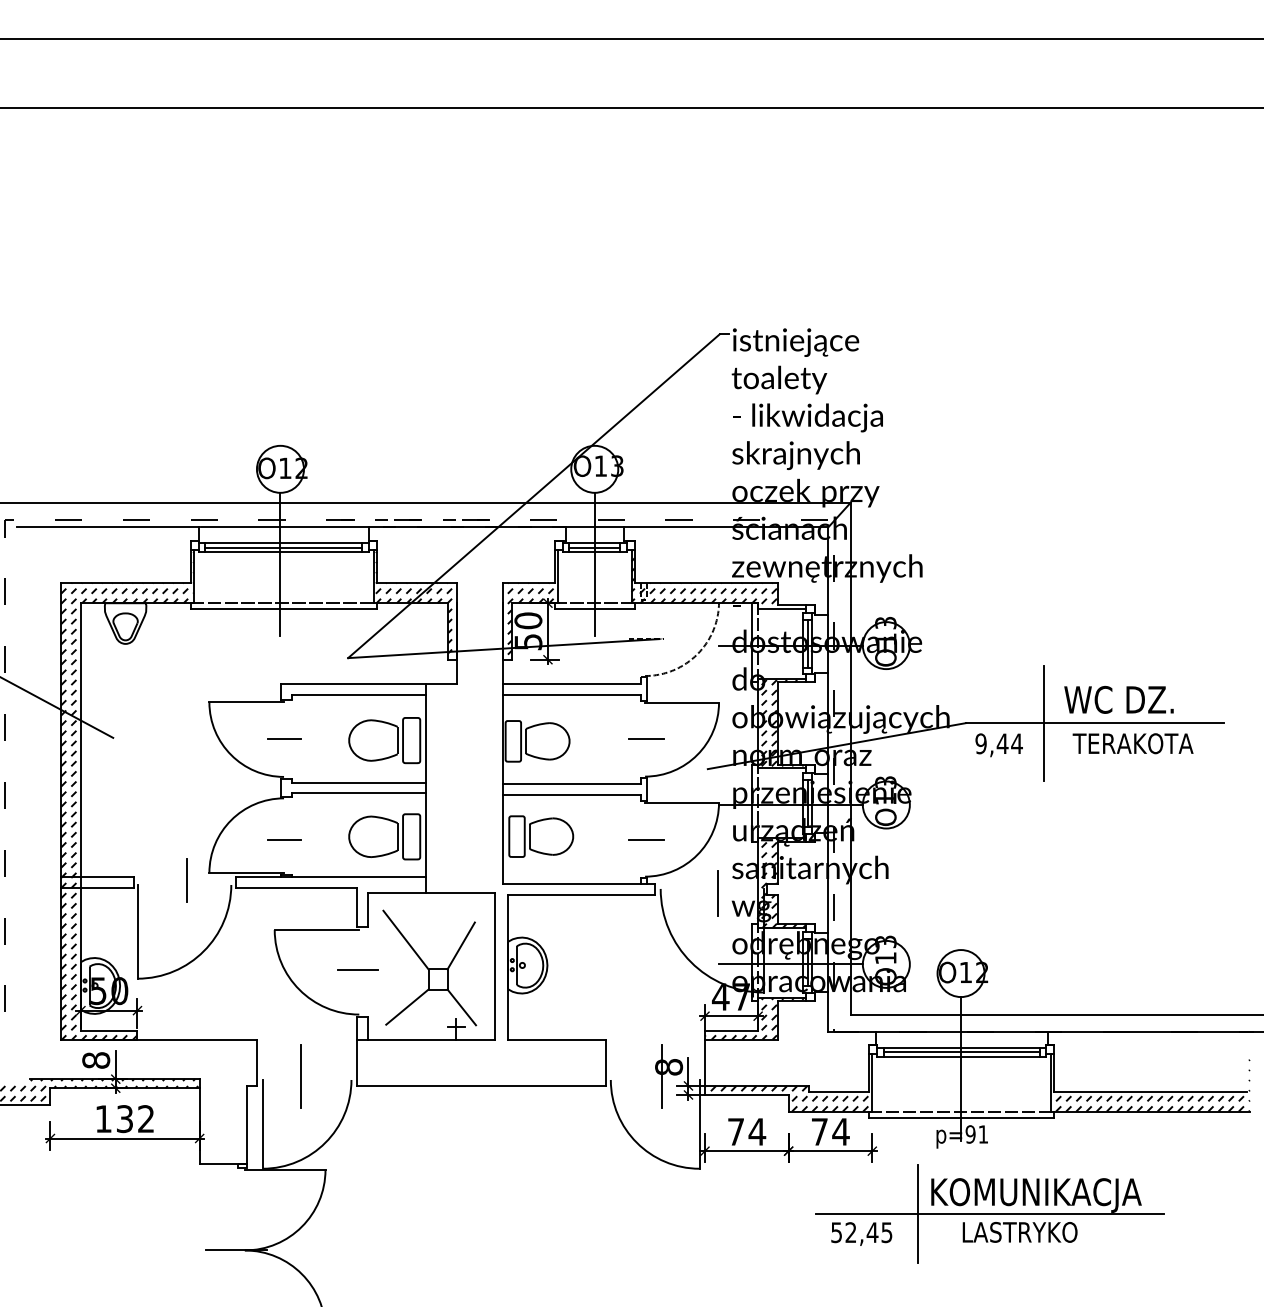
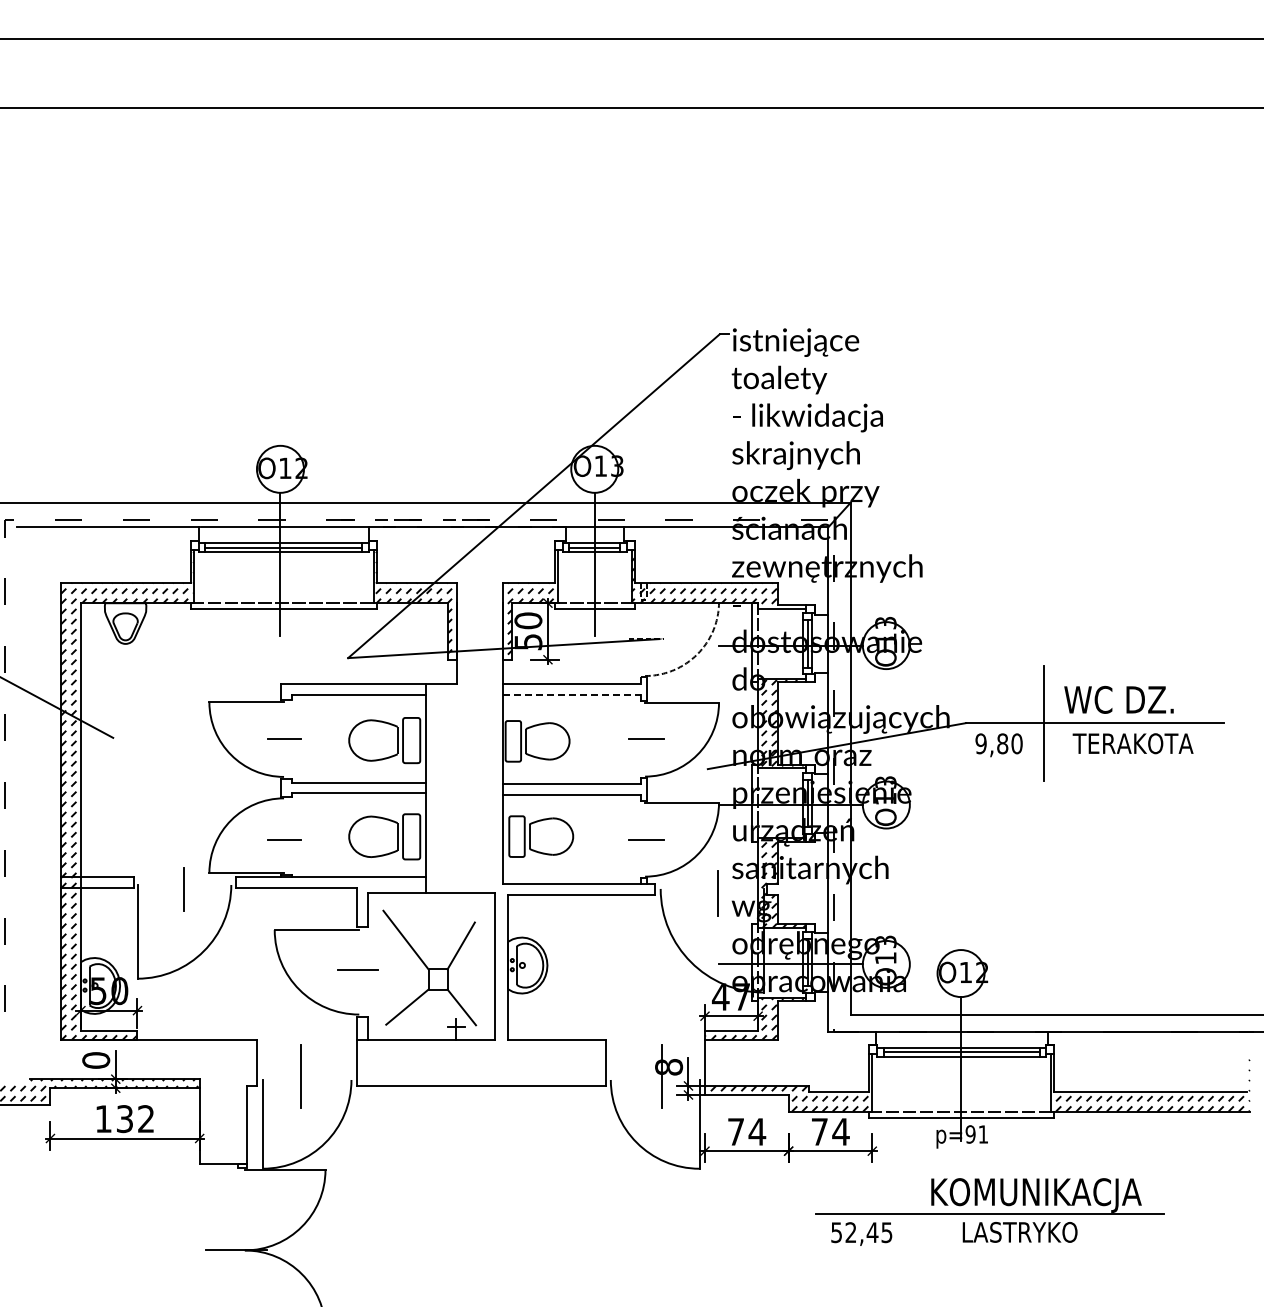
line: solid -> dashed (571, 694)
text: 9,44 -> 9,80 (1009, 743)
line position: (186, 880) -> (183, 889) (183, 889)
text: 8 -> 0 (95, 1060)
line: present -> none (917, 1213)
